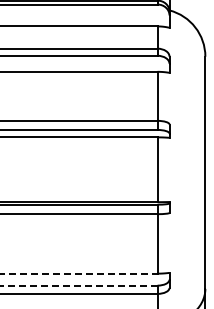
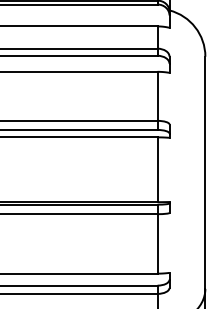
line: dashed -> solid (78, 273)
line: dashed -> solid (78, 285)
